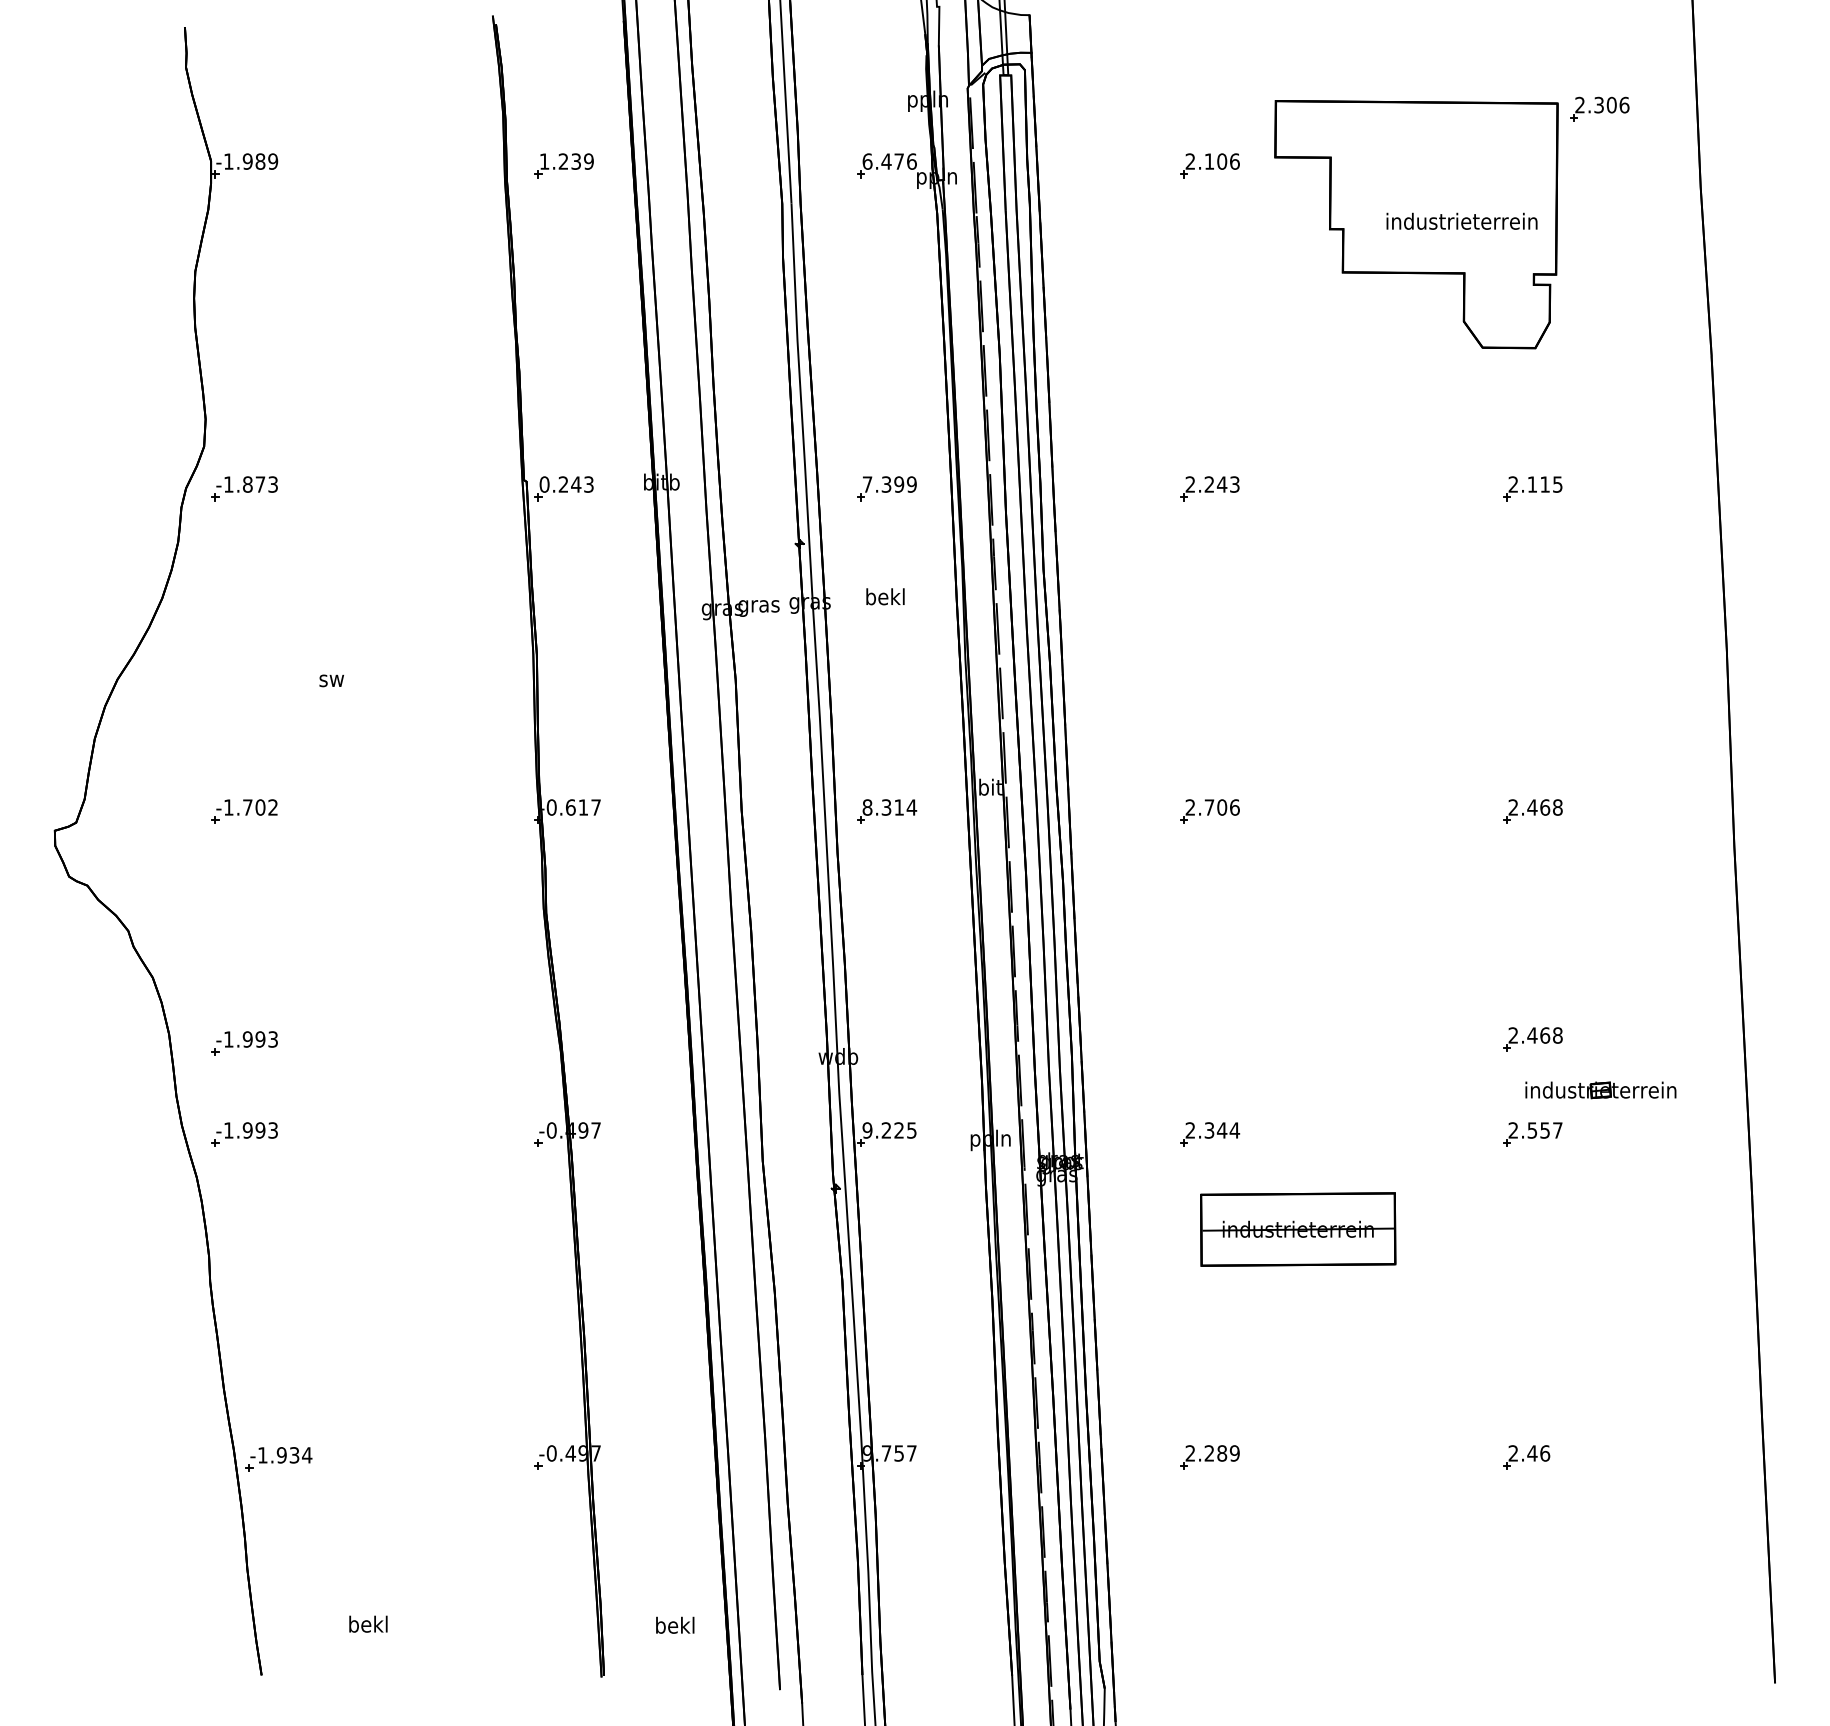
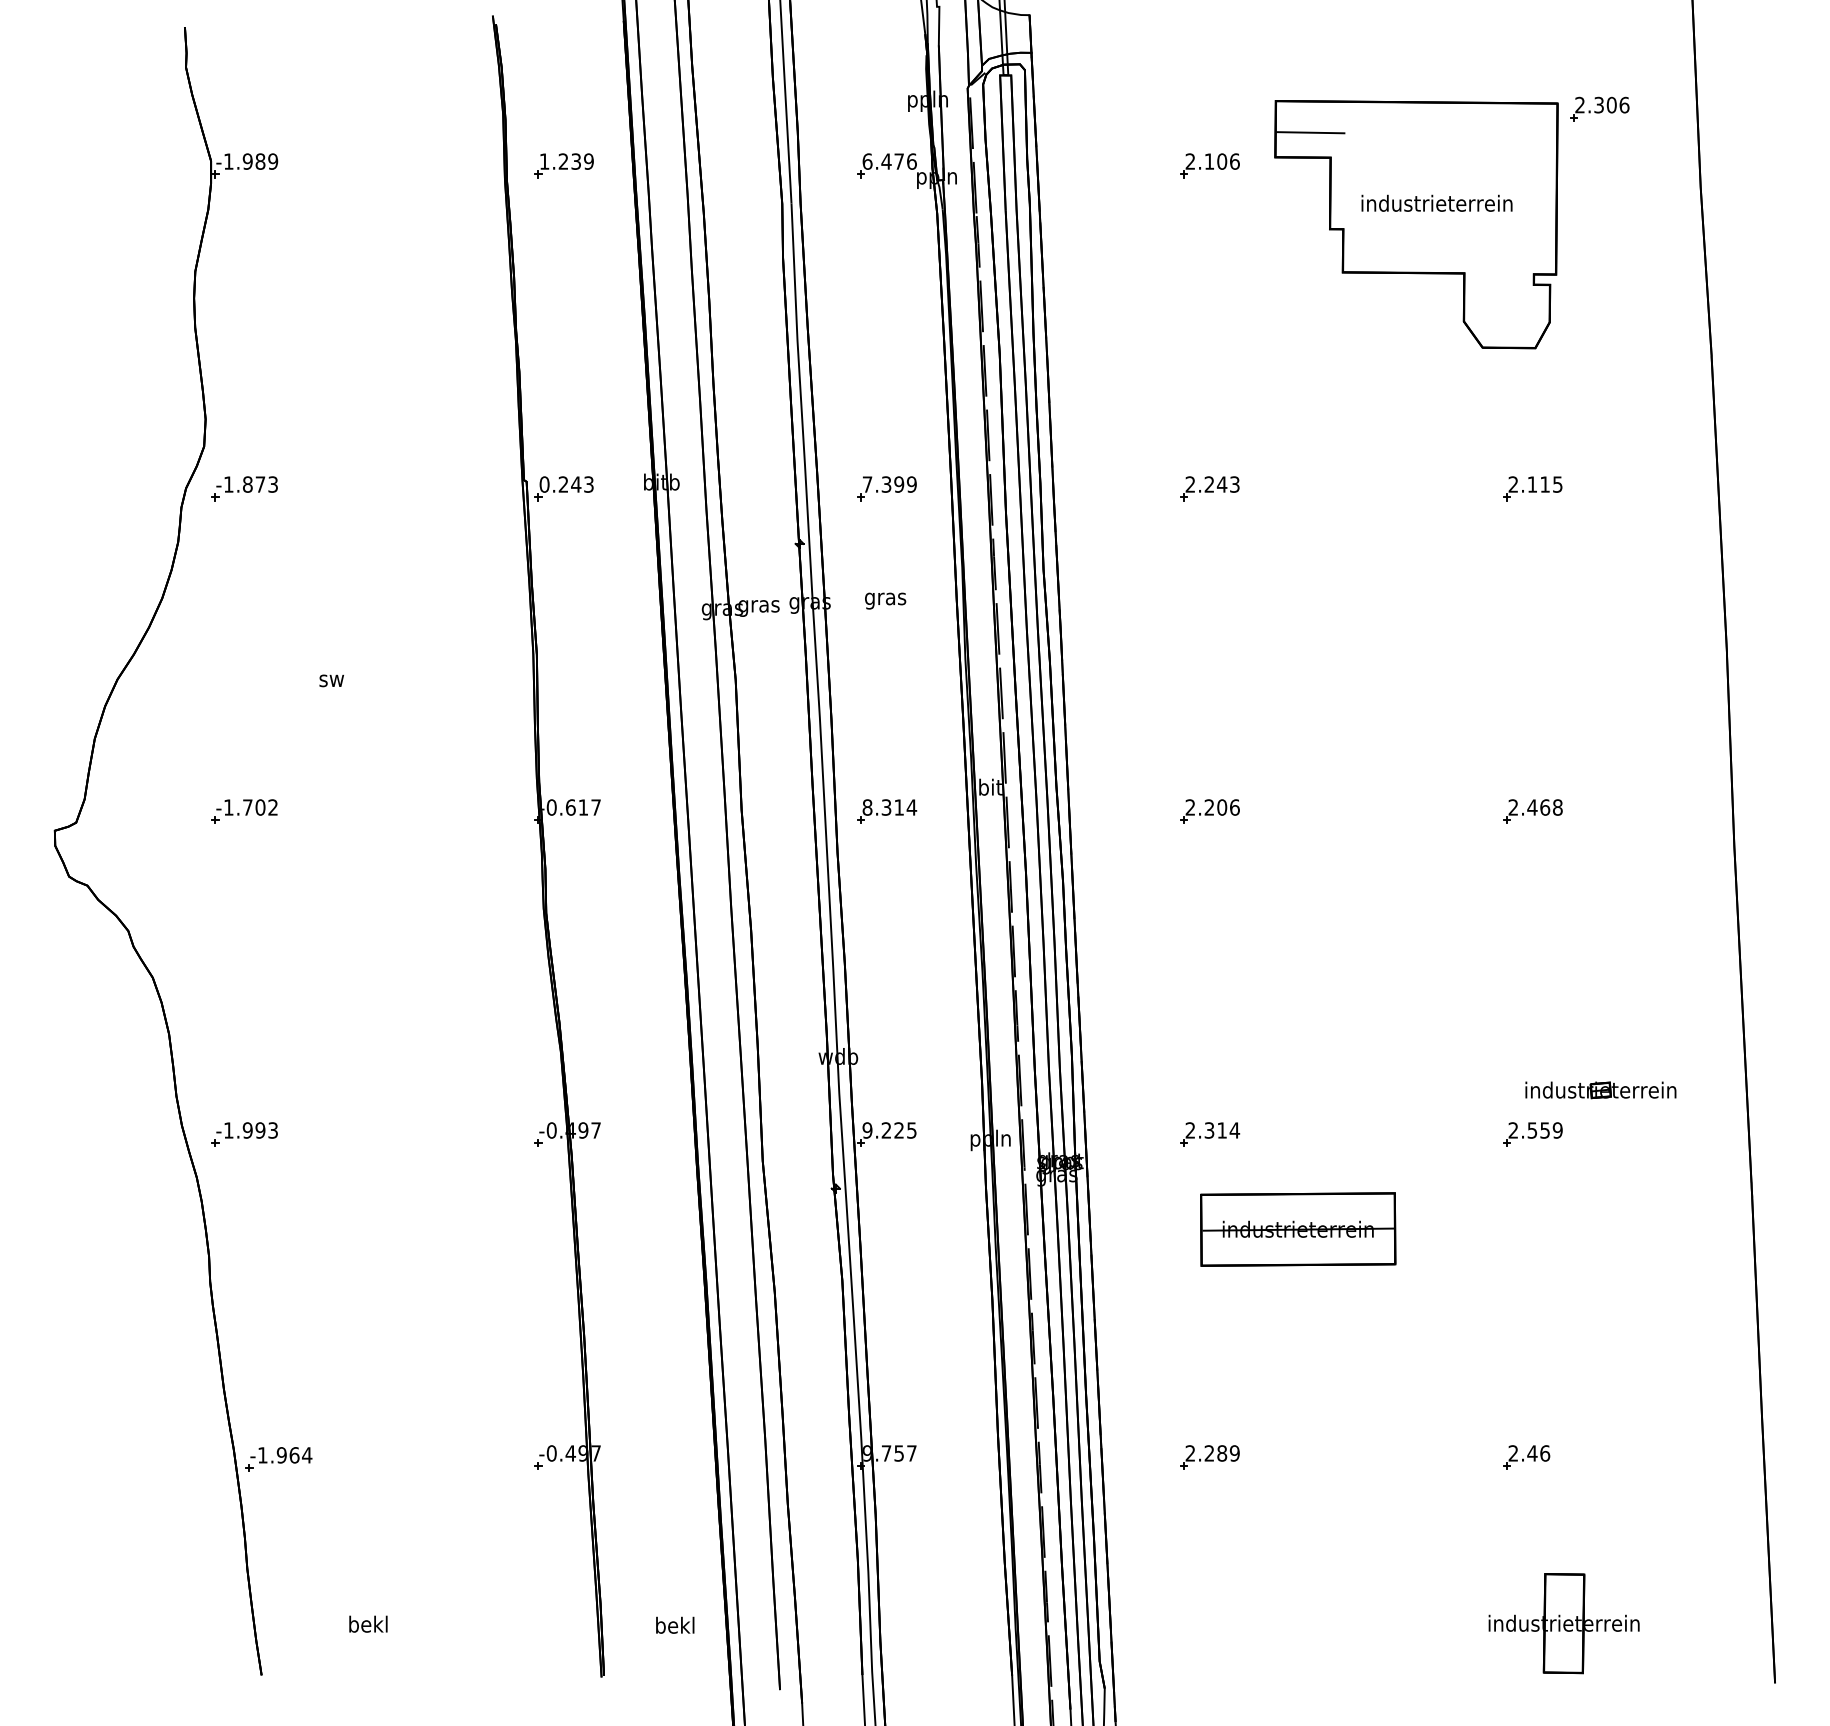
line: none -> present (1310, 132)
text position: (1461, 220) -> (1436, 202) (1436, 202)
text: bekl -> gras (885, 598)
text: 2.706 -> 2.206 (1209, 807)
part: present -> none (1532, 1039)
part: present -> none (244, 1043)
text: 2.344 -> 2.314 (1221, 1130)
text: 2.557 -> 2.559 (1557, 1130)
text: -1.934 -> -1.964 (294, 1455)
part: none -> present (1563, 1623)
